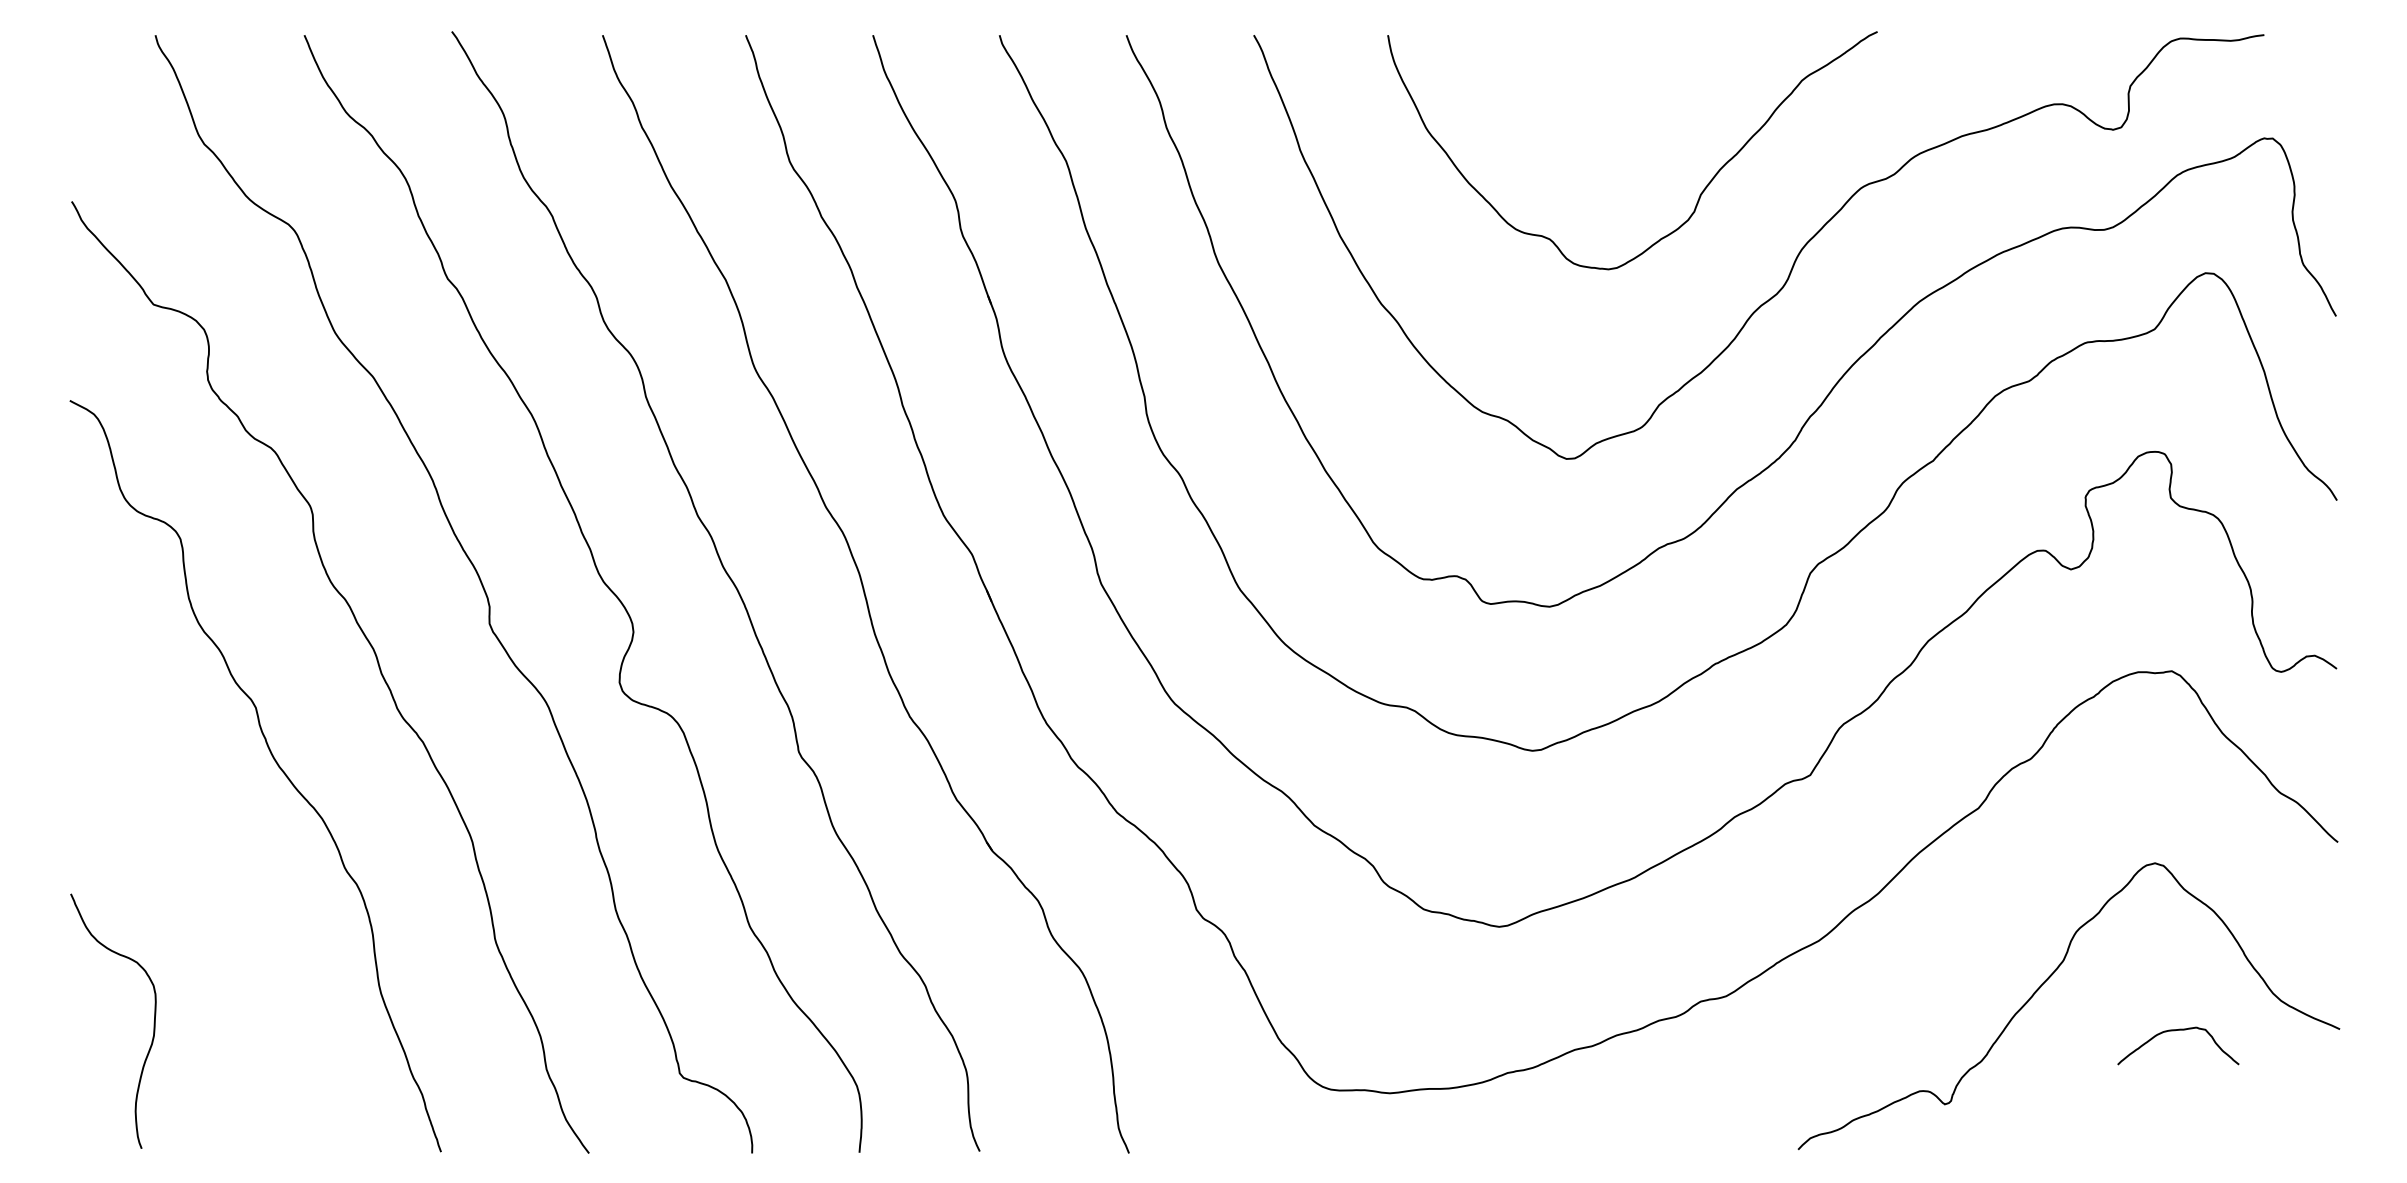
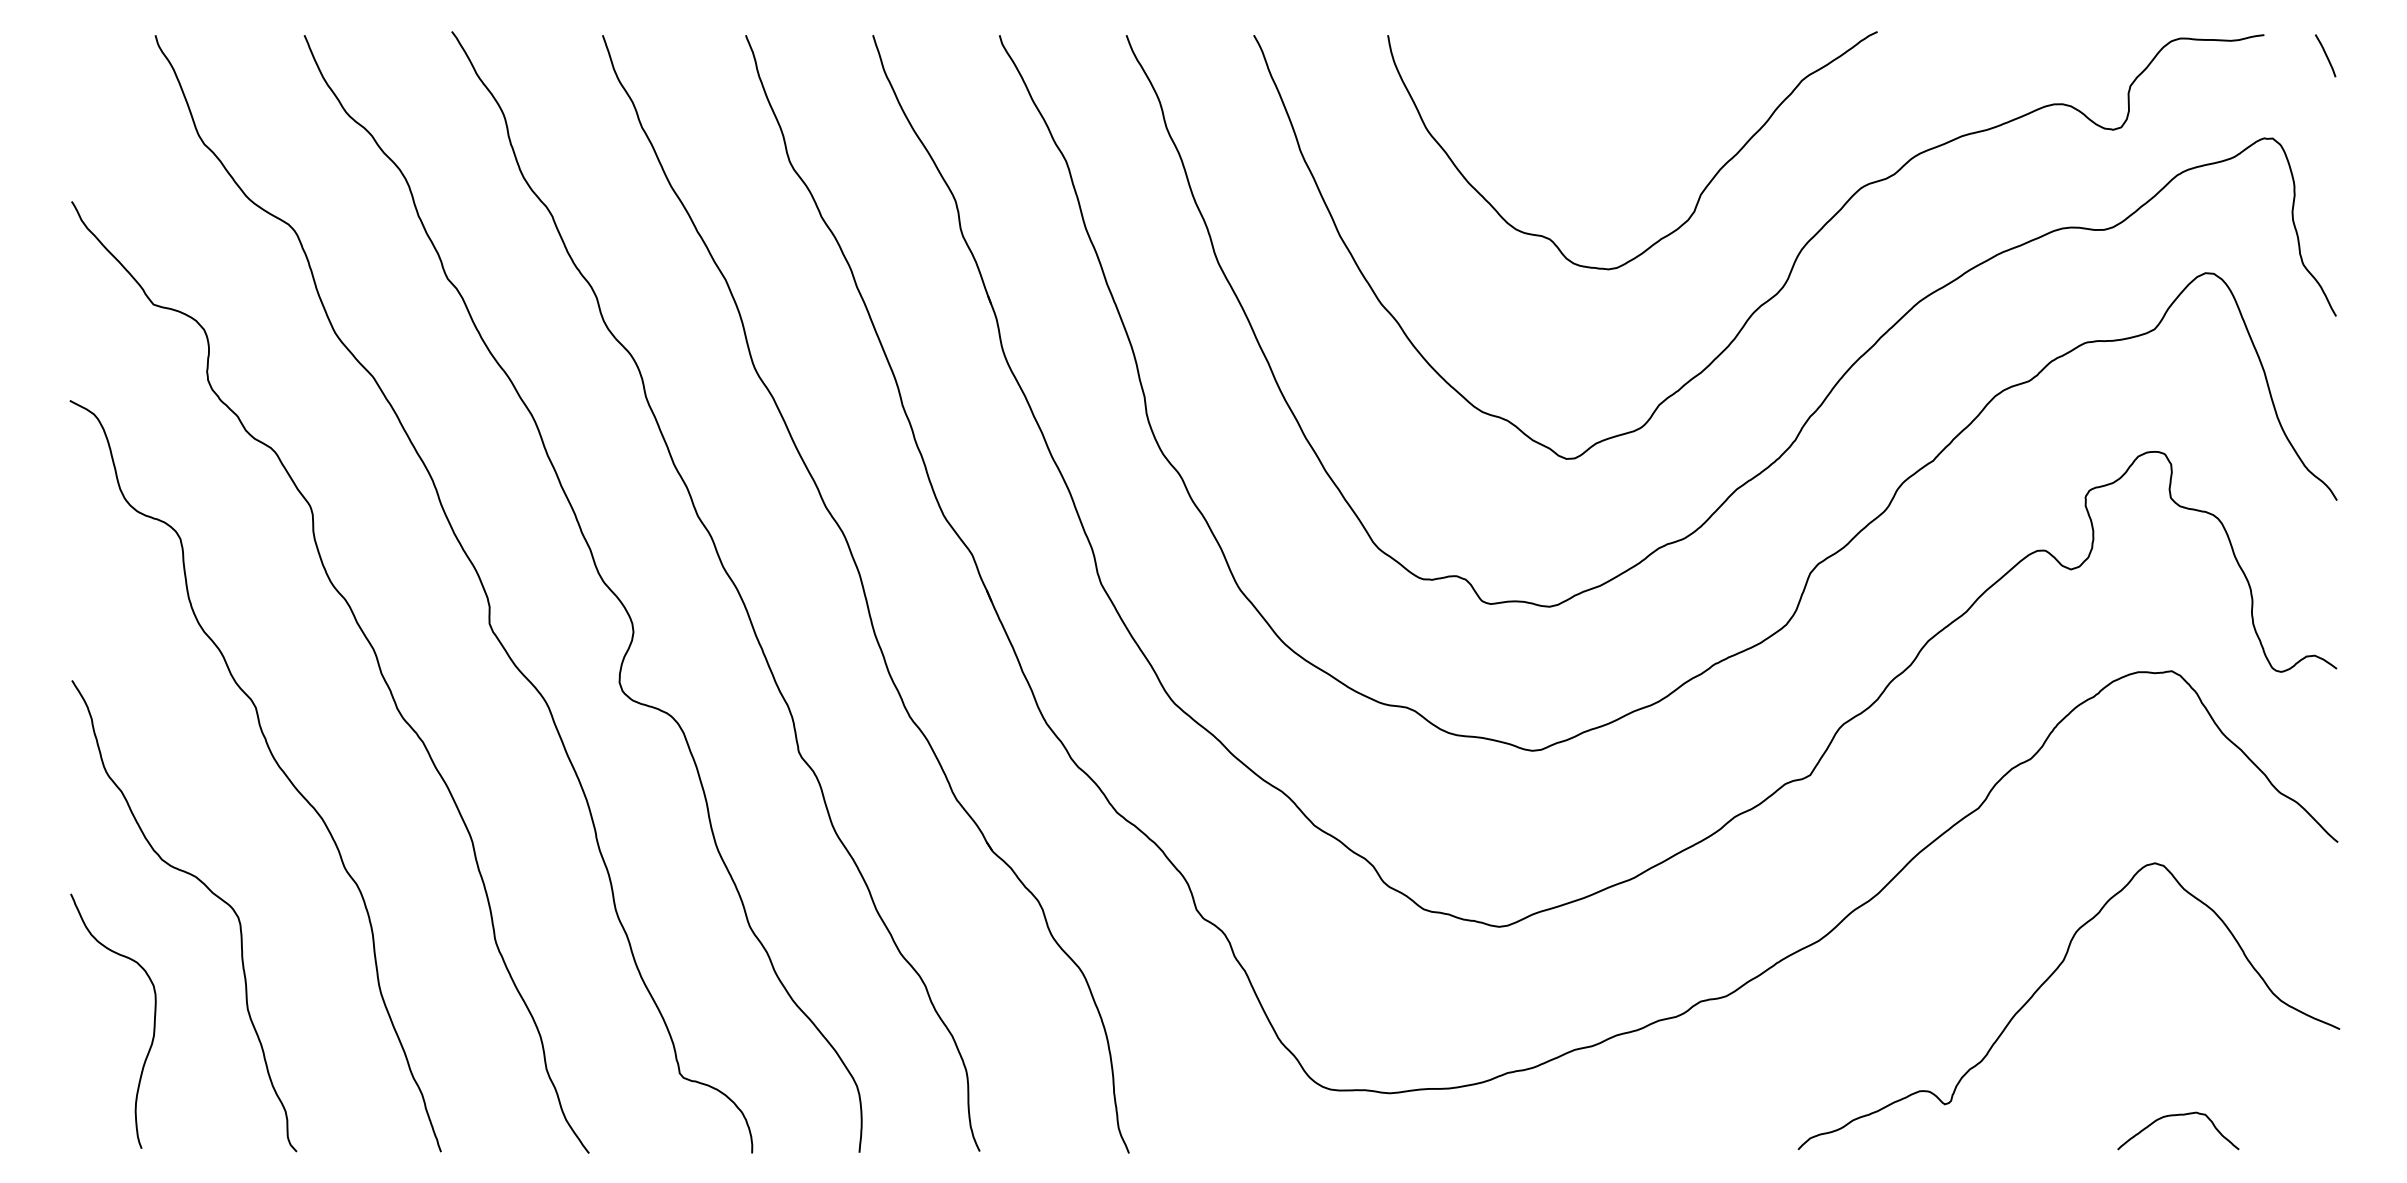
curve: none -> present (2325, 55)
curve: none -> present (211, 893)
curve position: (2174, 1031) -> (2174, 1116) (2174, 1116)
